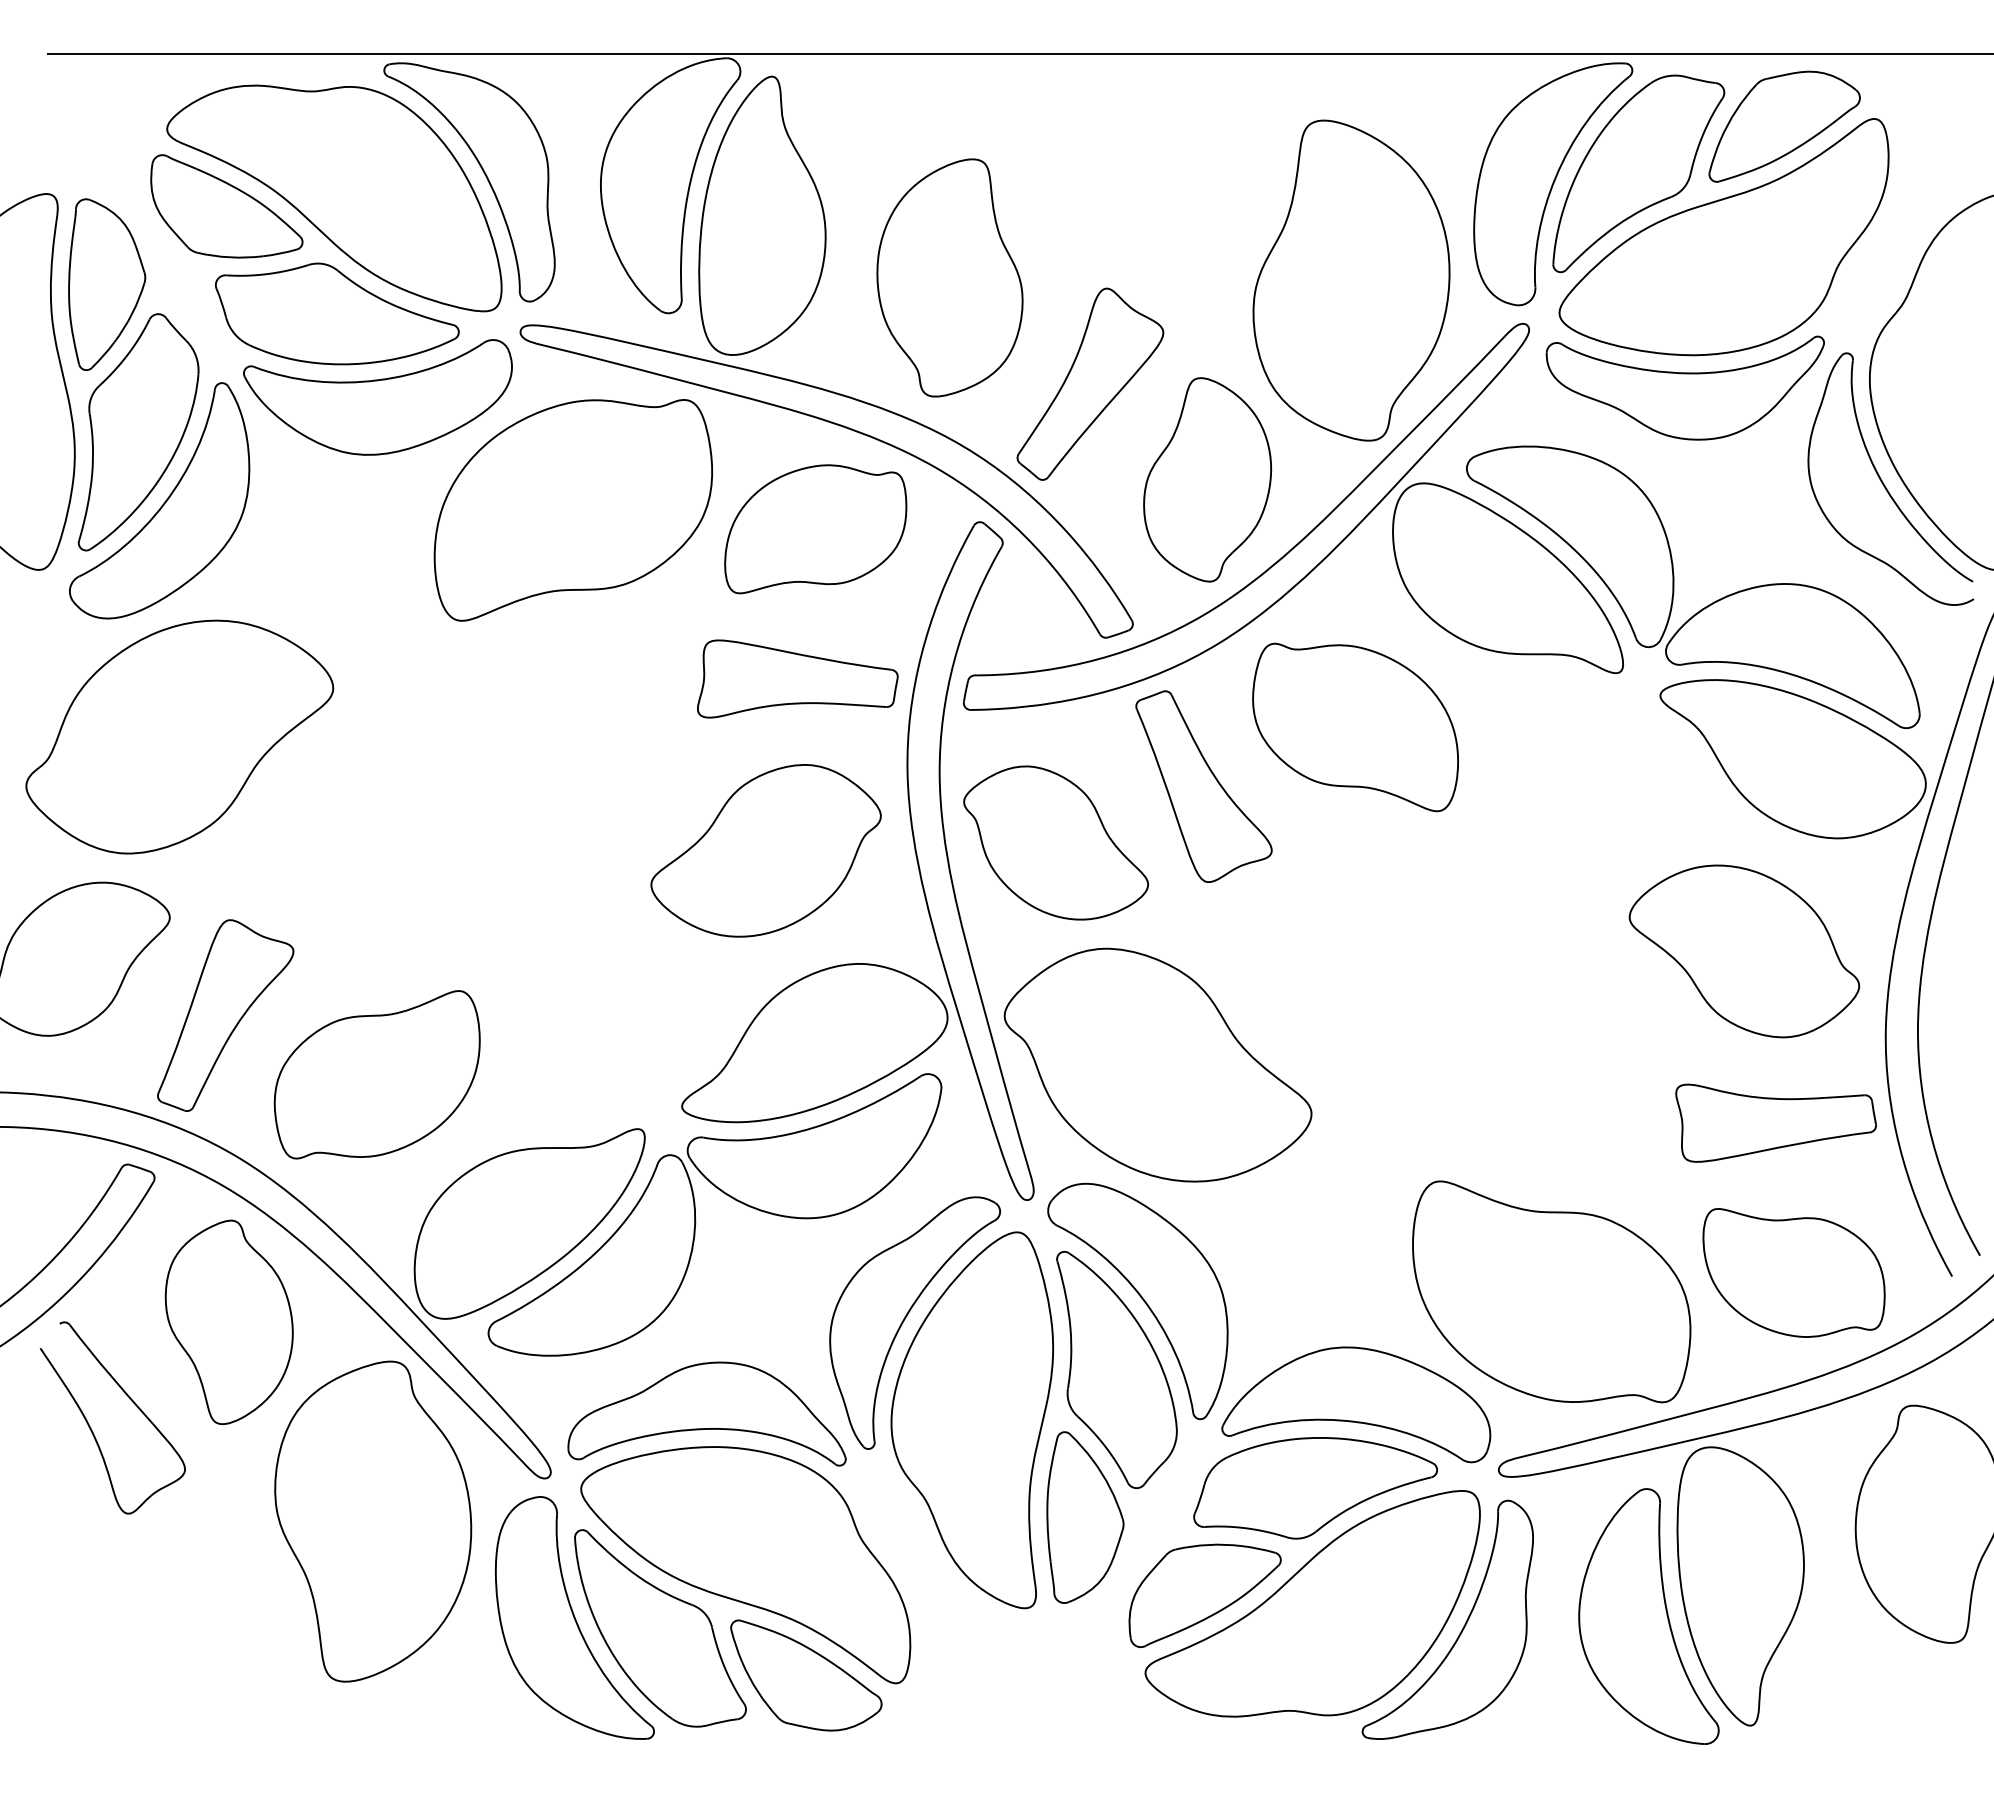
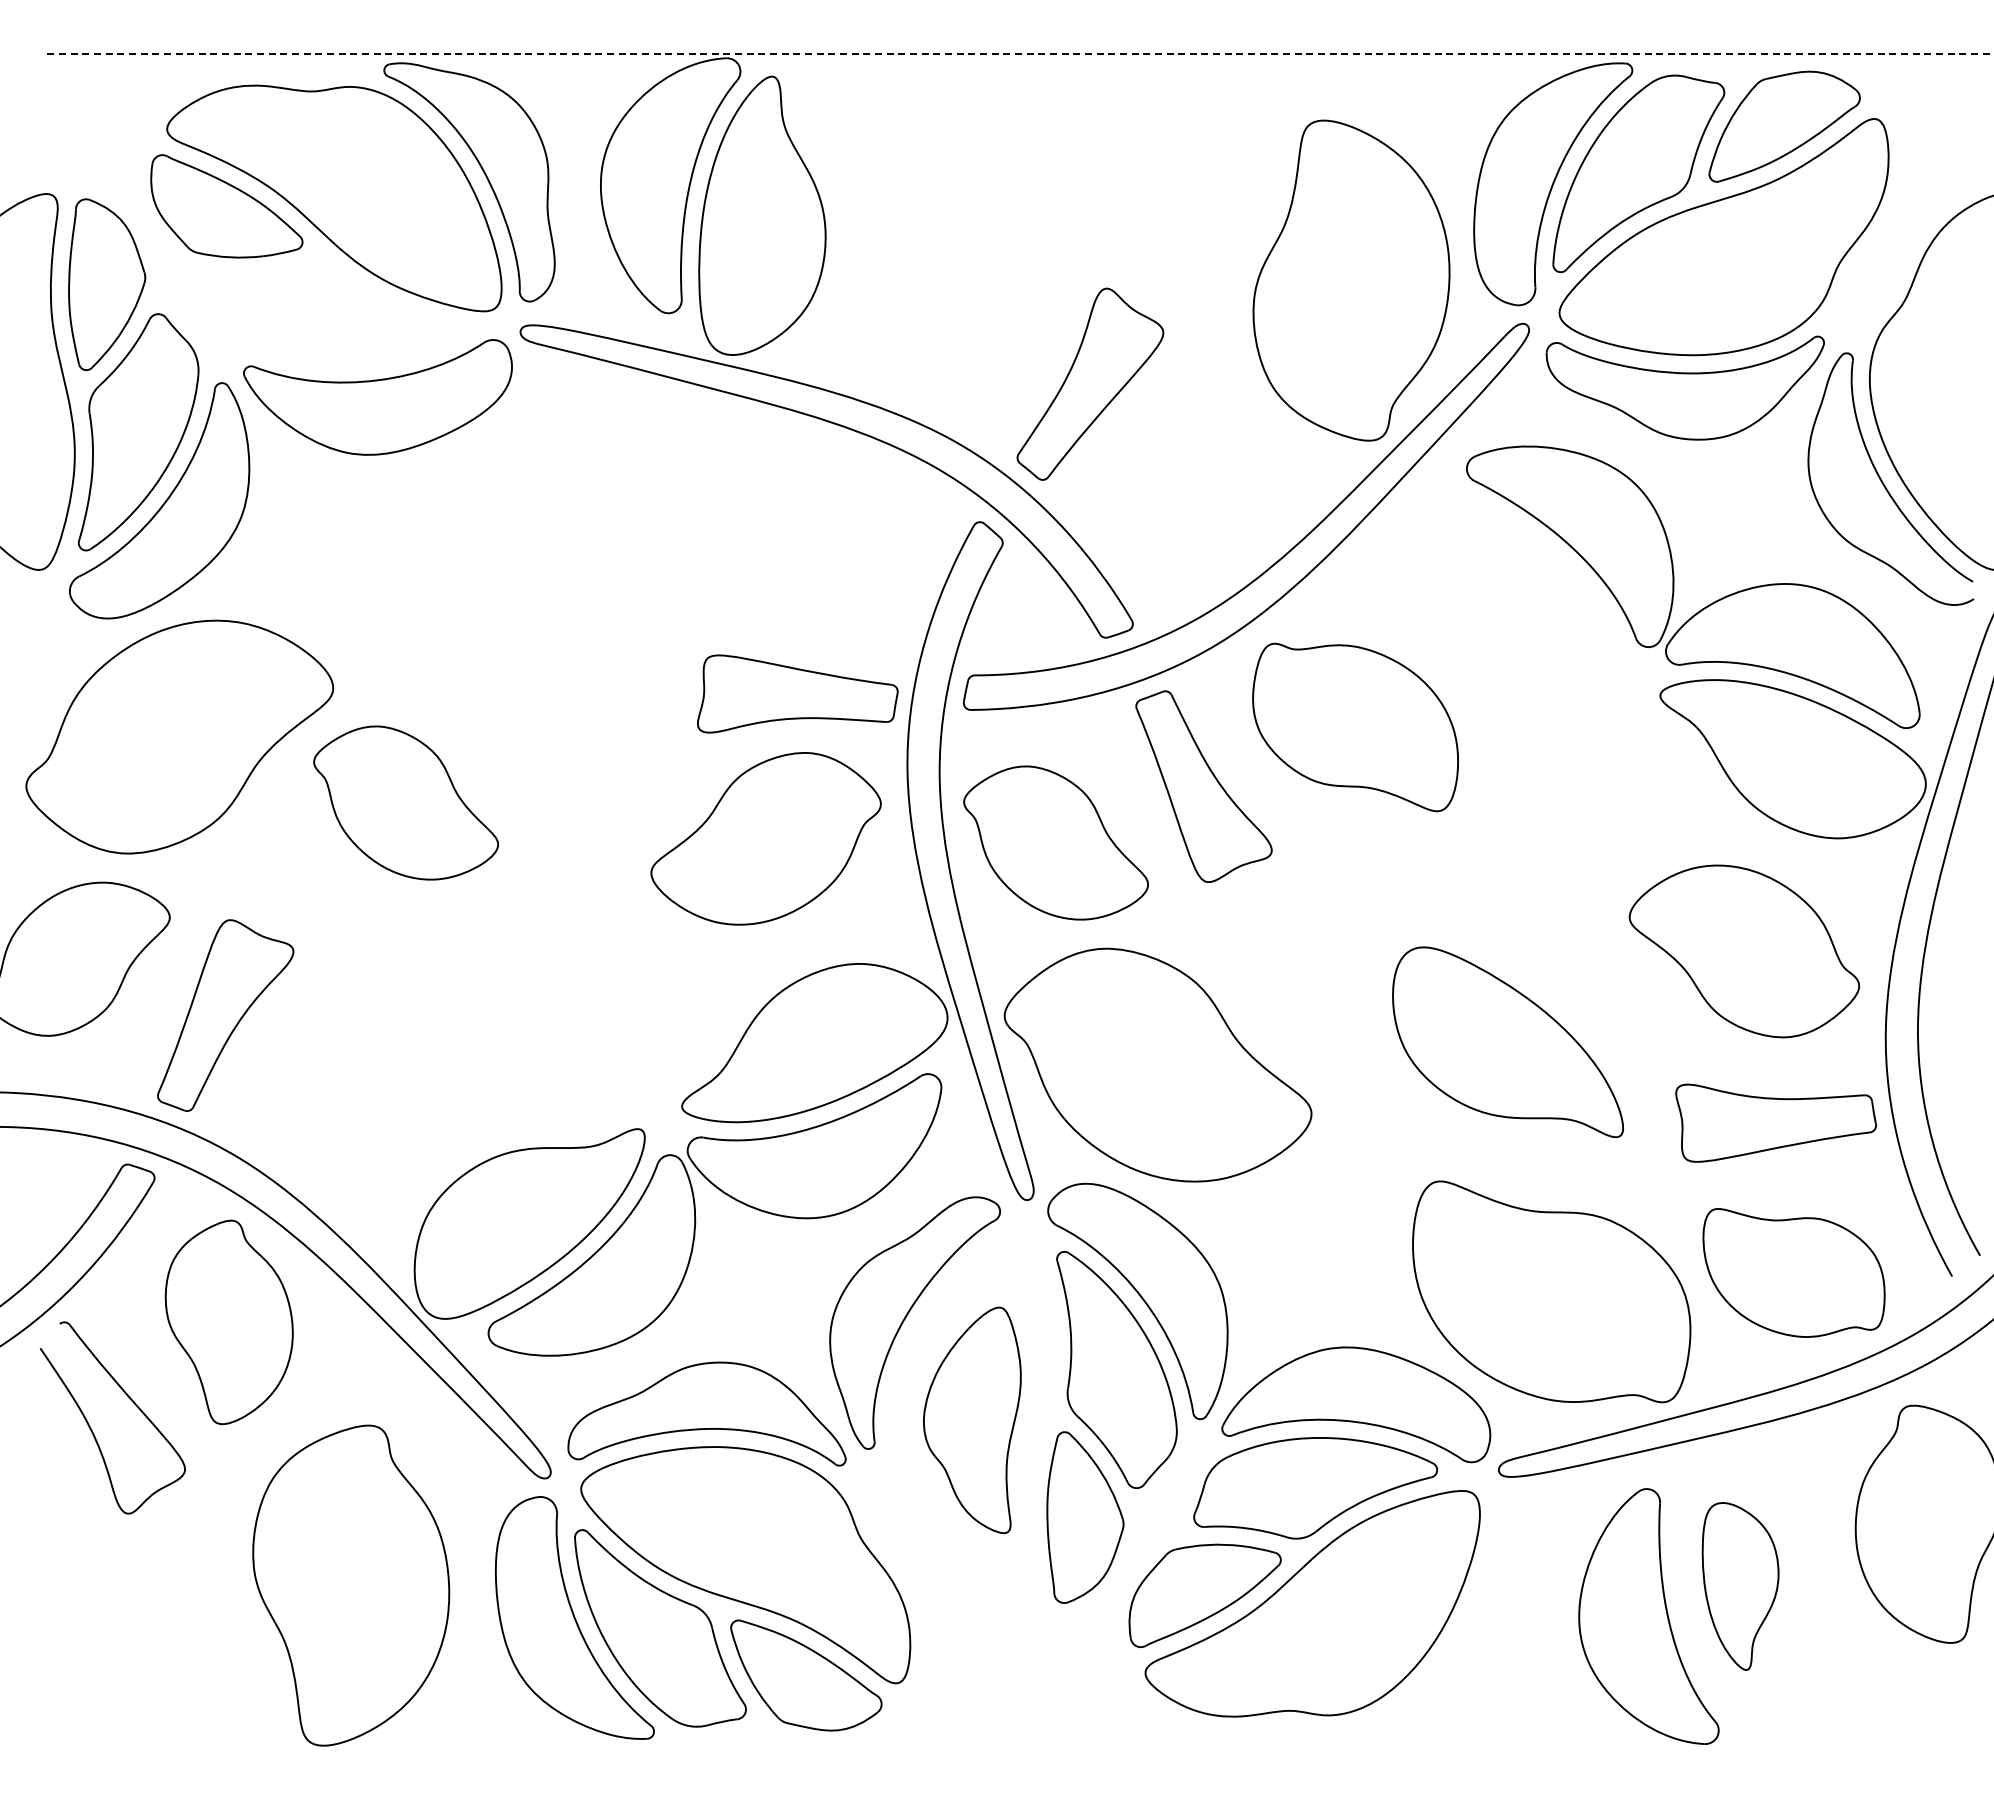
line: solid -> dashed (1021, 53)
part: present -> none (949, 277)
part: present -> none (336, 313)
part: present -> none (1207, 479)
part: present -> none (573, 510)
part: present -> none (815, 529)
part position: (1508, 577) -> (1508, 1041) (1508, 1041)
part position: (797, 678) -> (797, 693) (797, 693)
part: none -> present (405, 802)
part position: (765, 850) -> (765, 838) (765, 838)
part: present -> none (376, 1074)
part size: 165x379 px -> 99x229 px (972, 1420)
part position: (373, 1521) -> (351, 1585) (351, 1585)
part size: 129x281 px -> 79x169 px (1740, 1586)
part: present -> none (1461, 1629)
